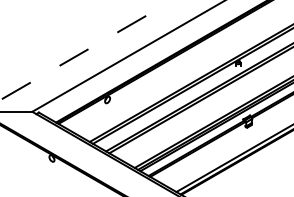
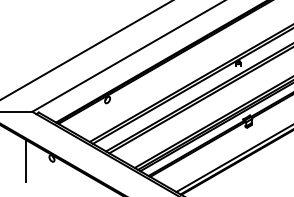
line: dashed -> solid (86, 50)
line: none -> present (25, 160)
